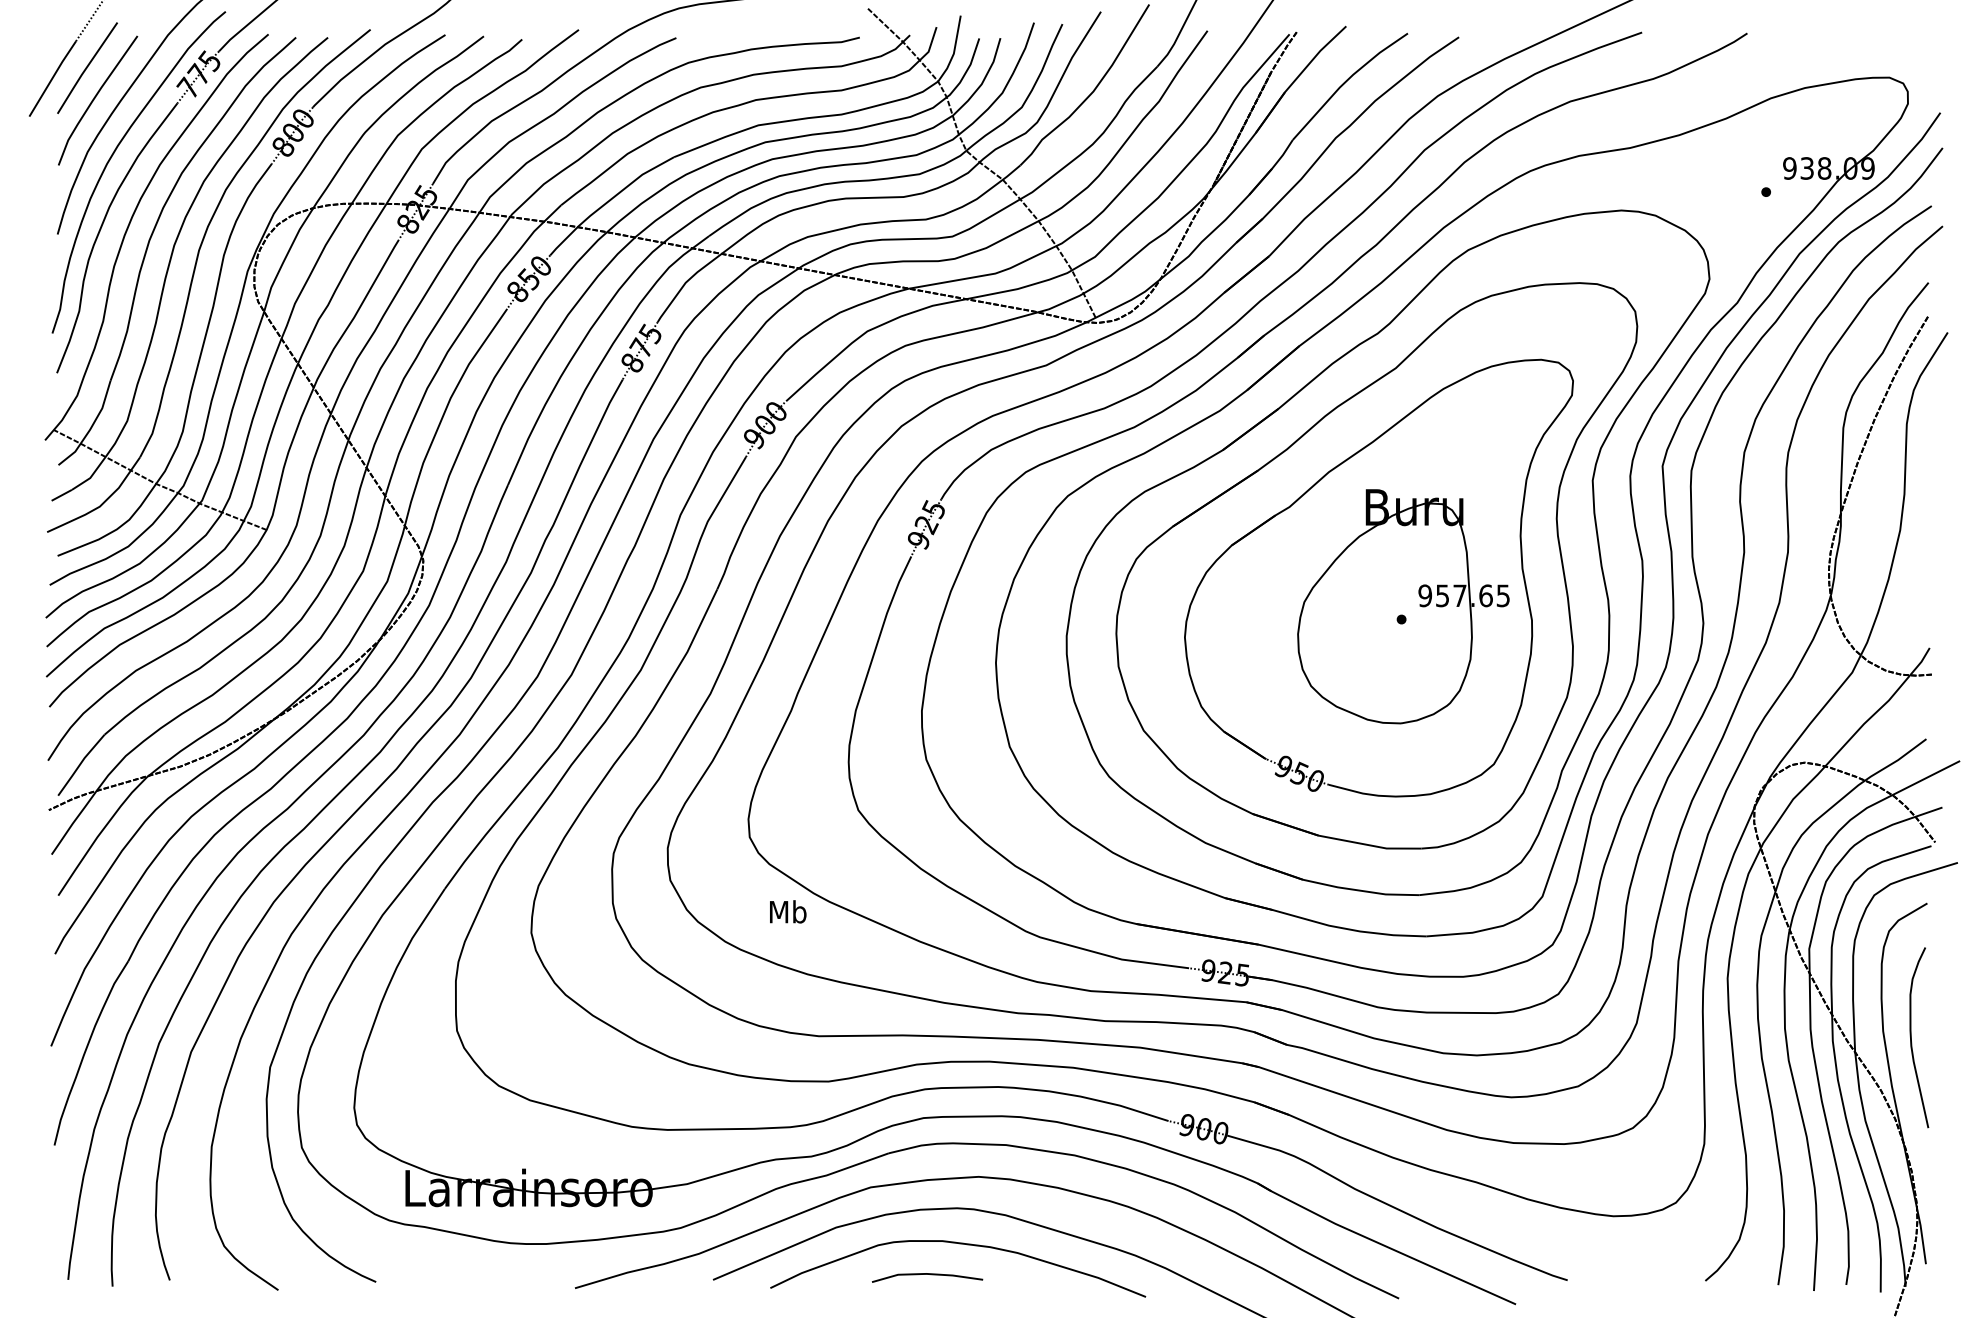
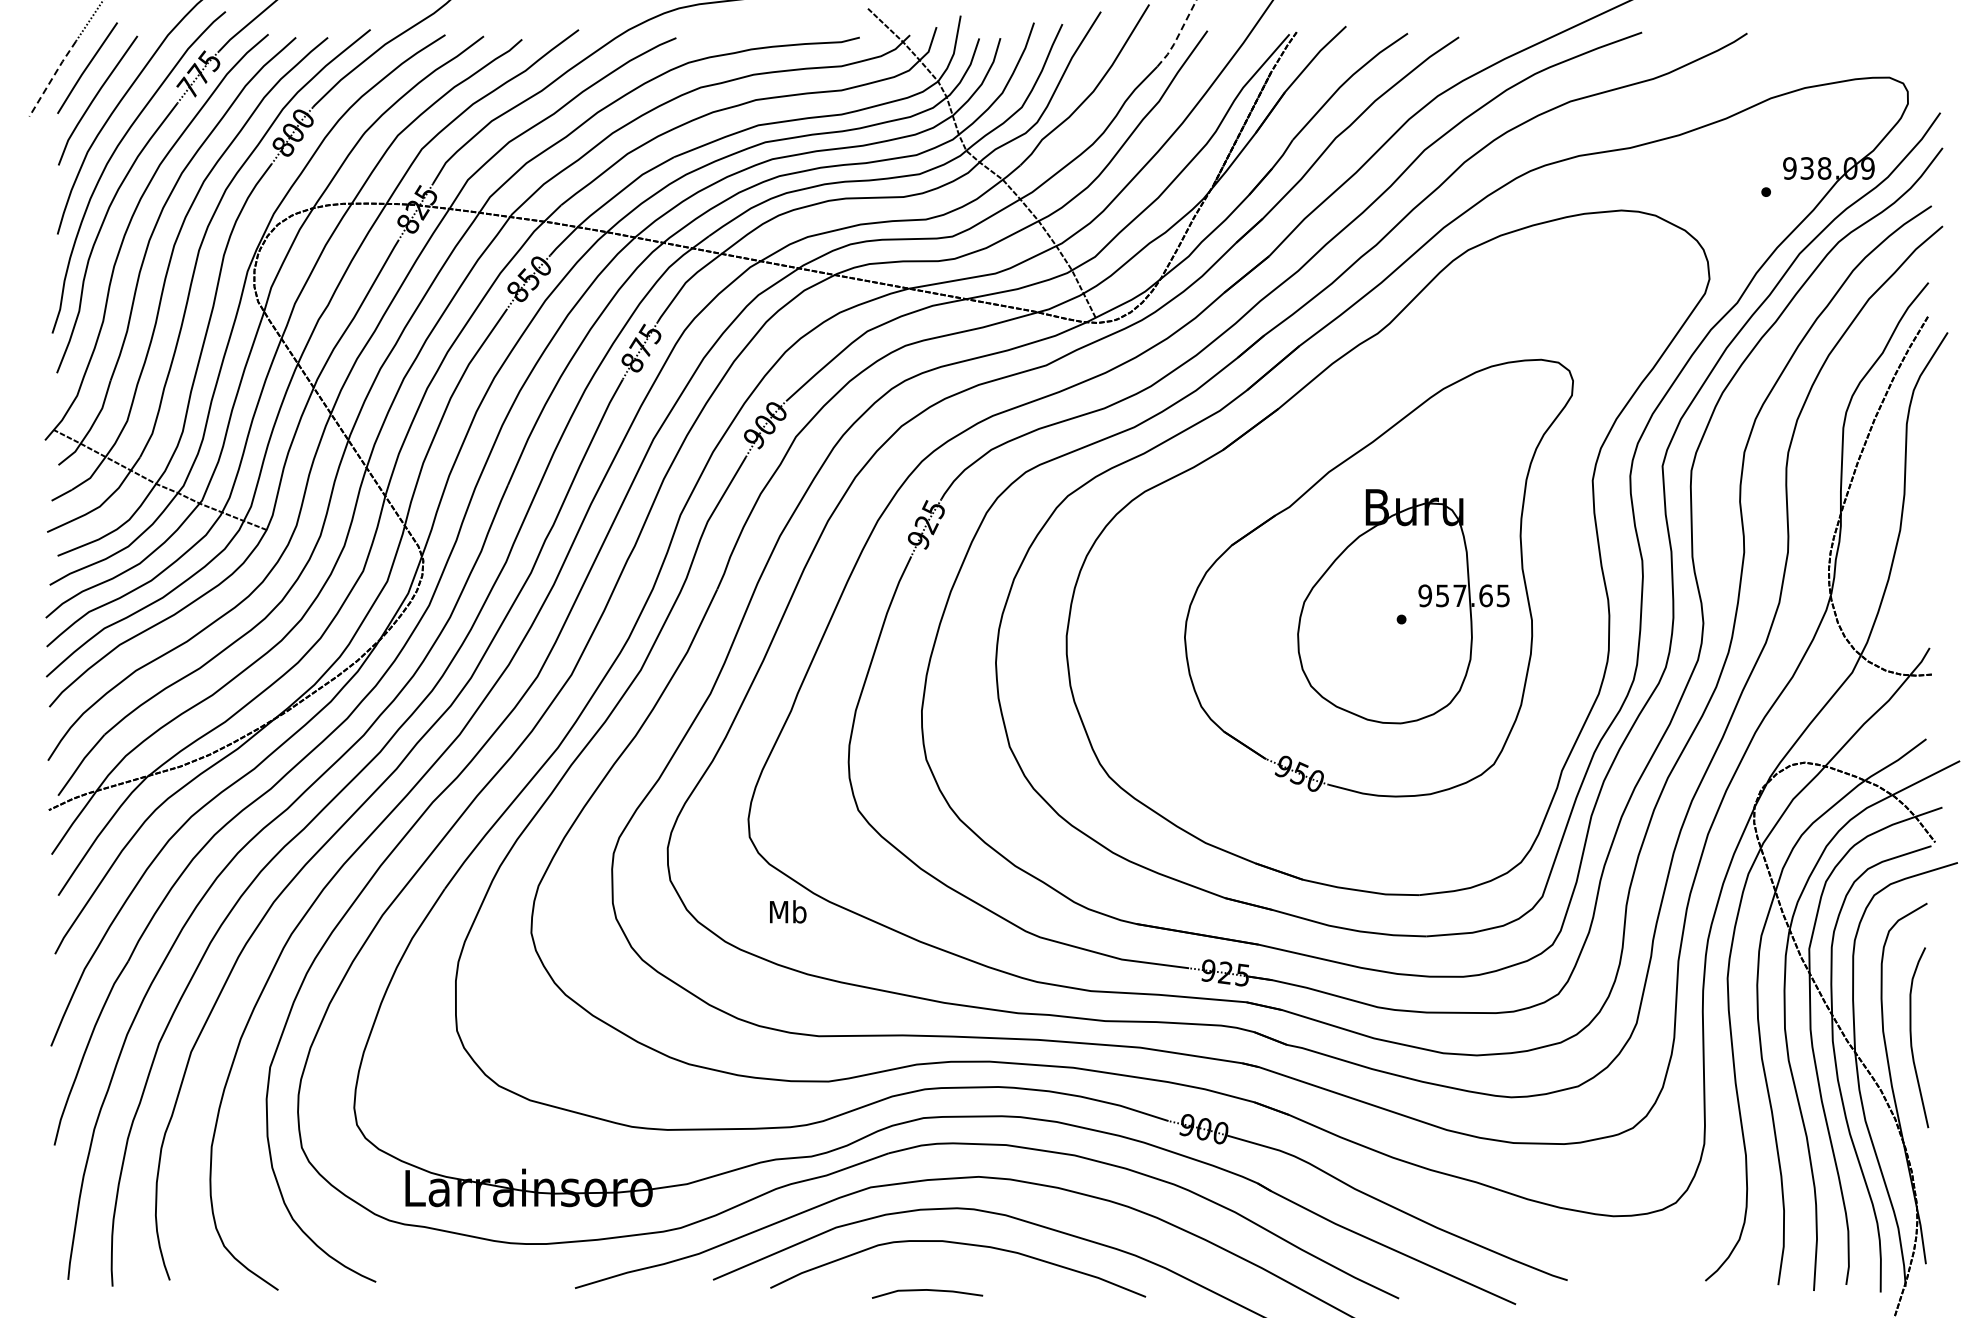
line: solid -> dashed (1178, 36)
line: solid -> dashed (52, 78)
part: present -> none (1376, 565)
line position: (927, 1274) -> (927, 1290) (927, 1290)
